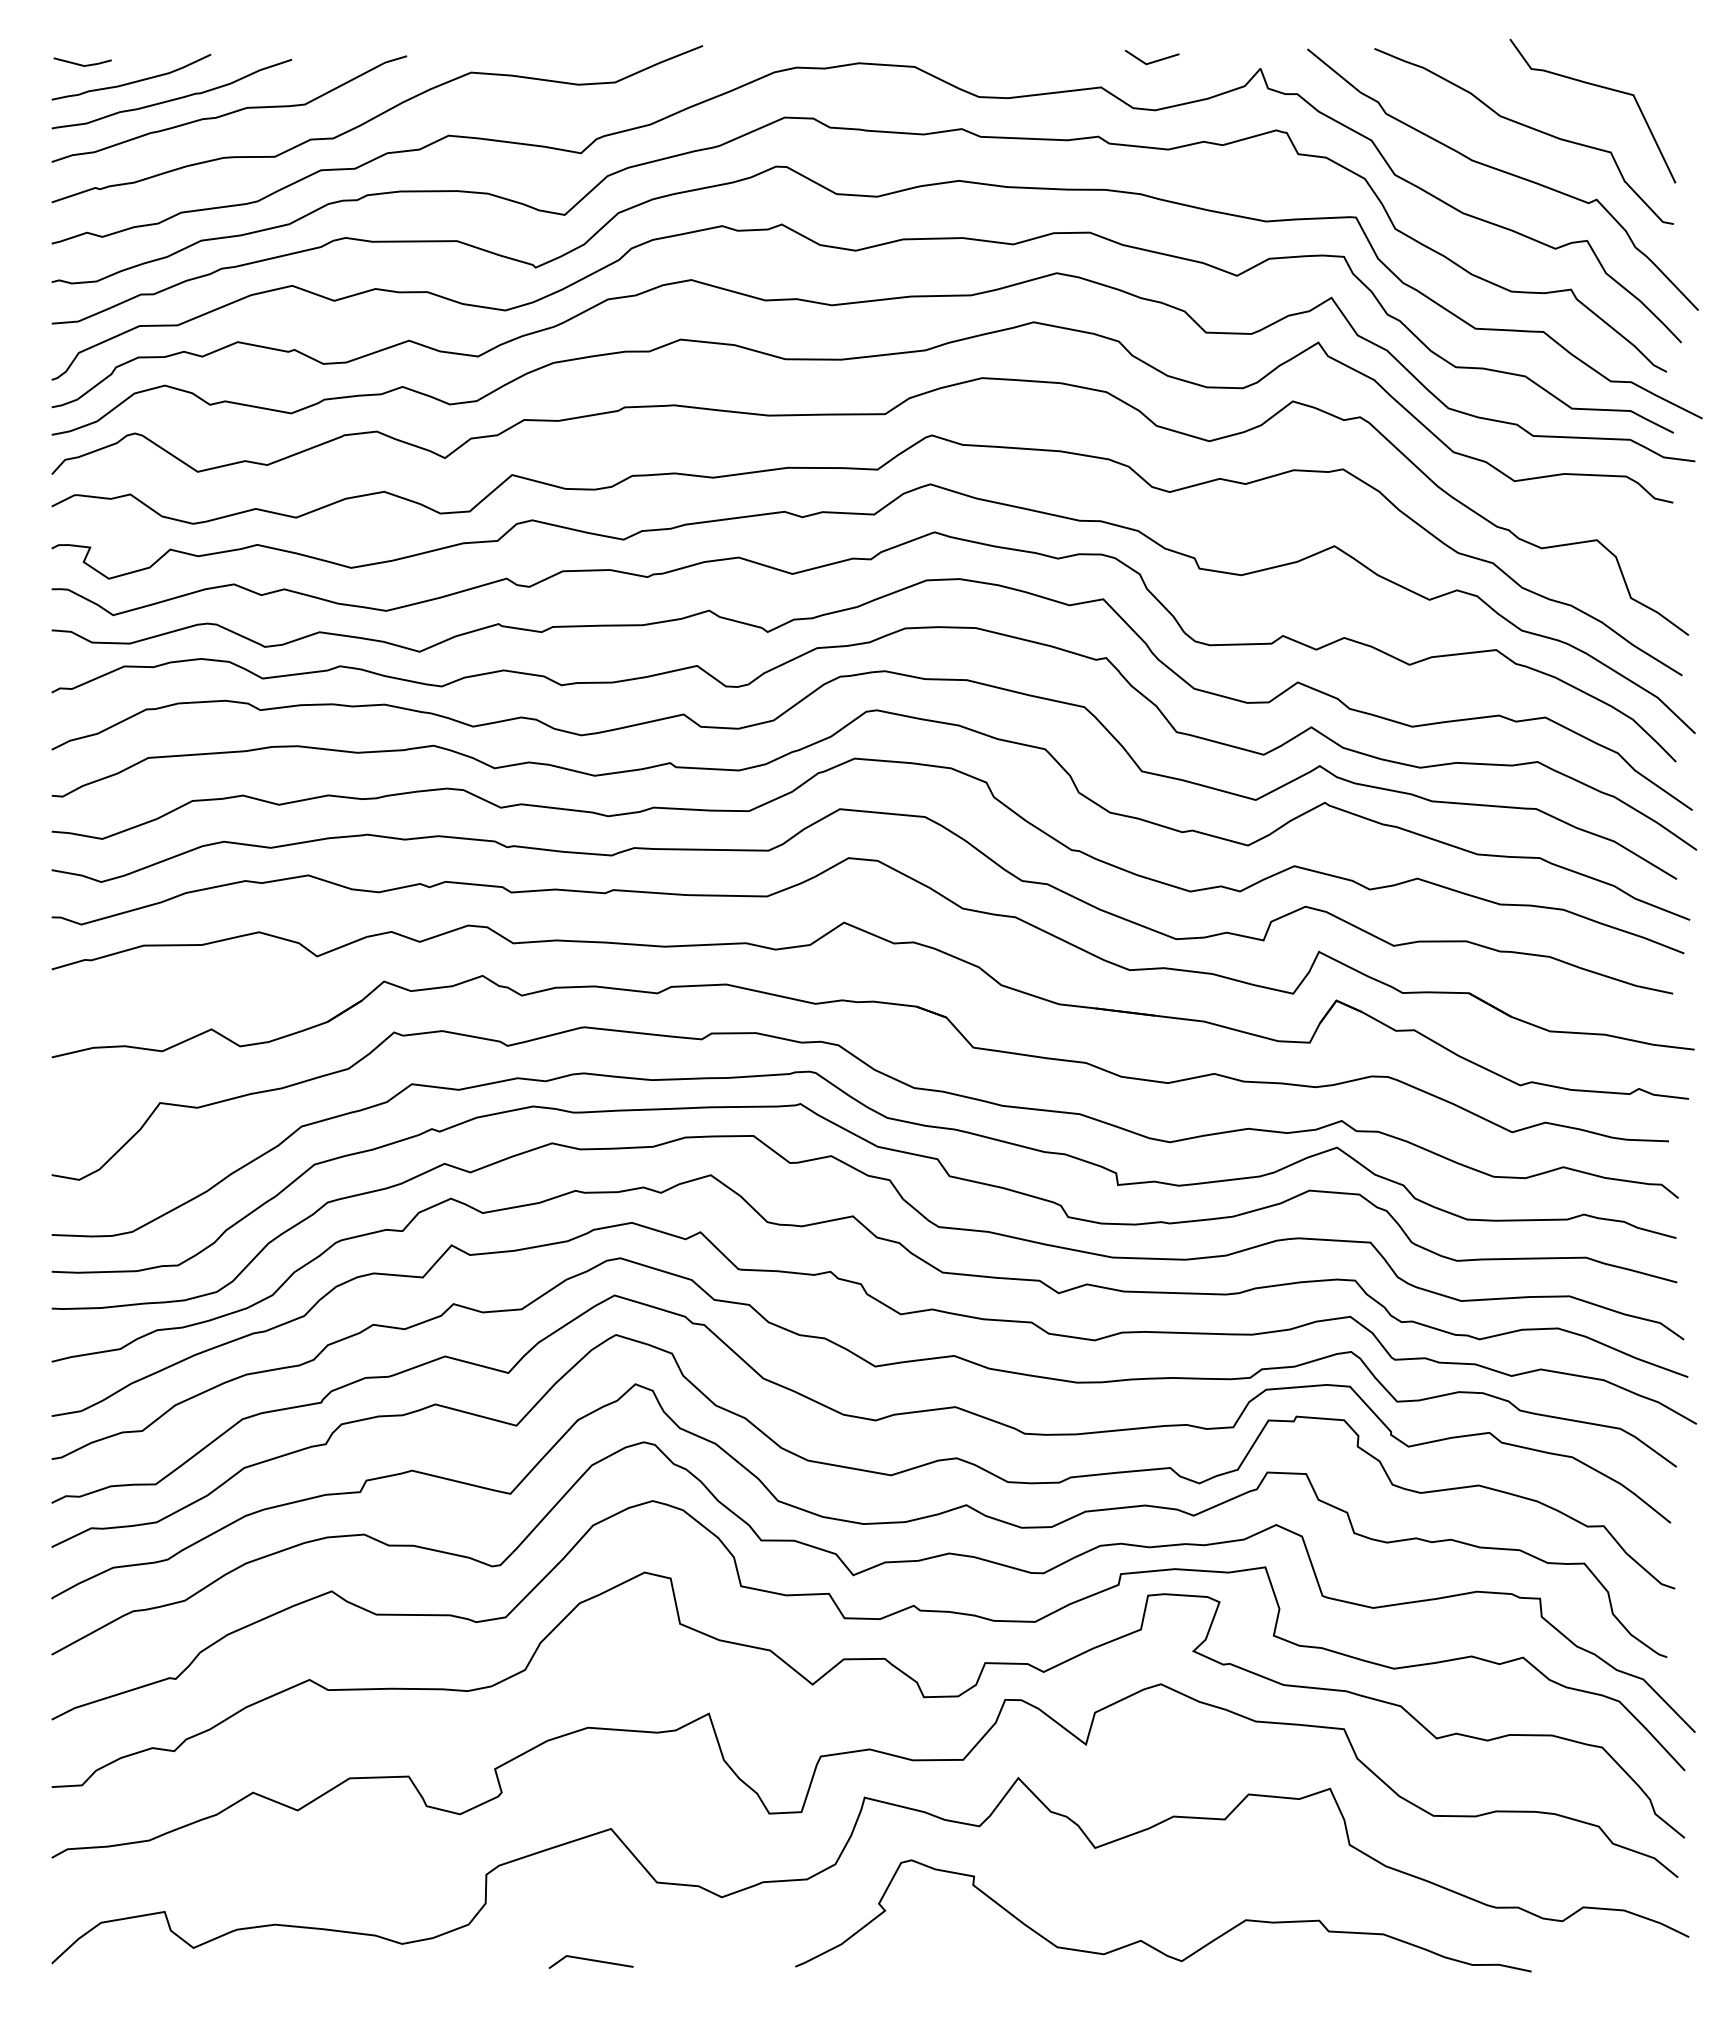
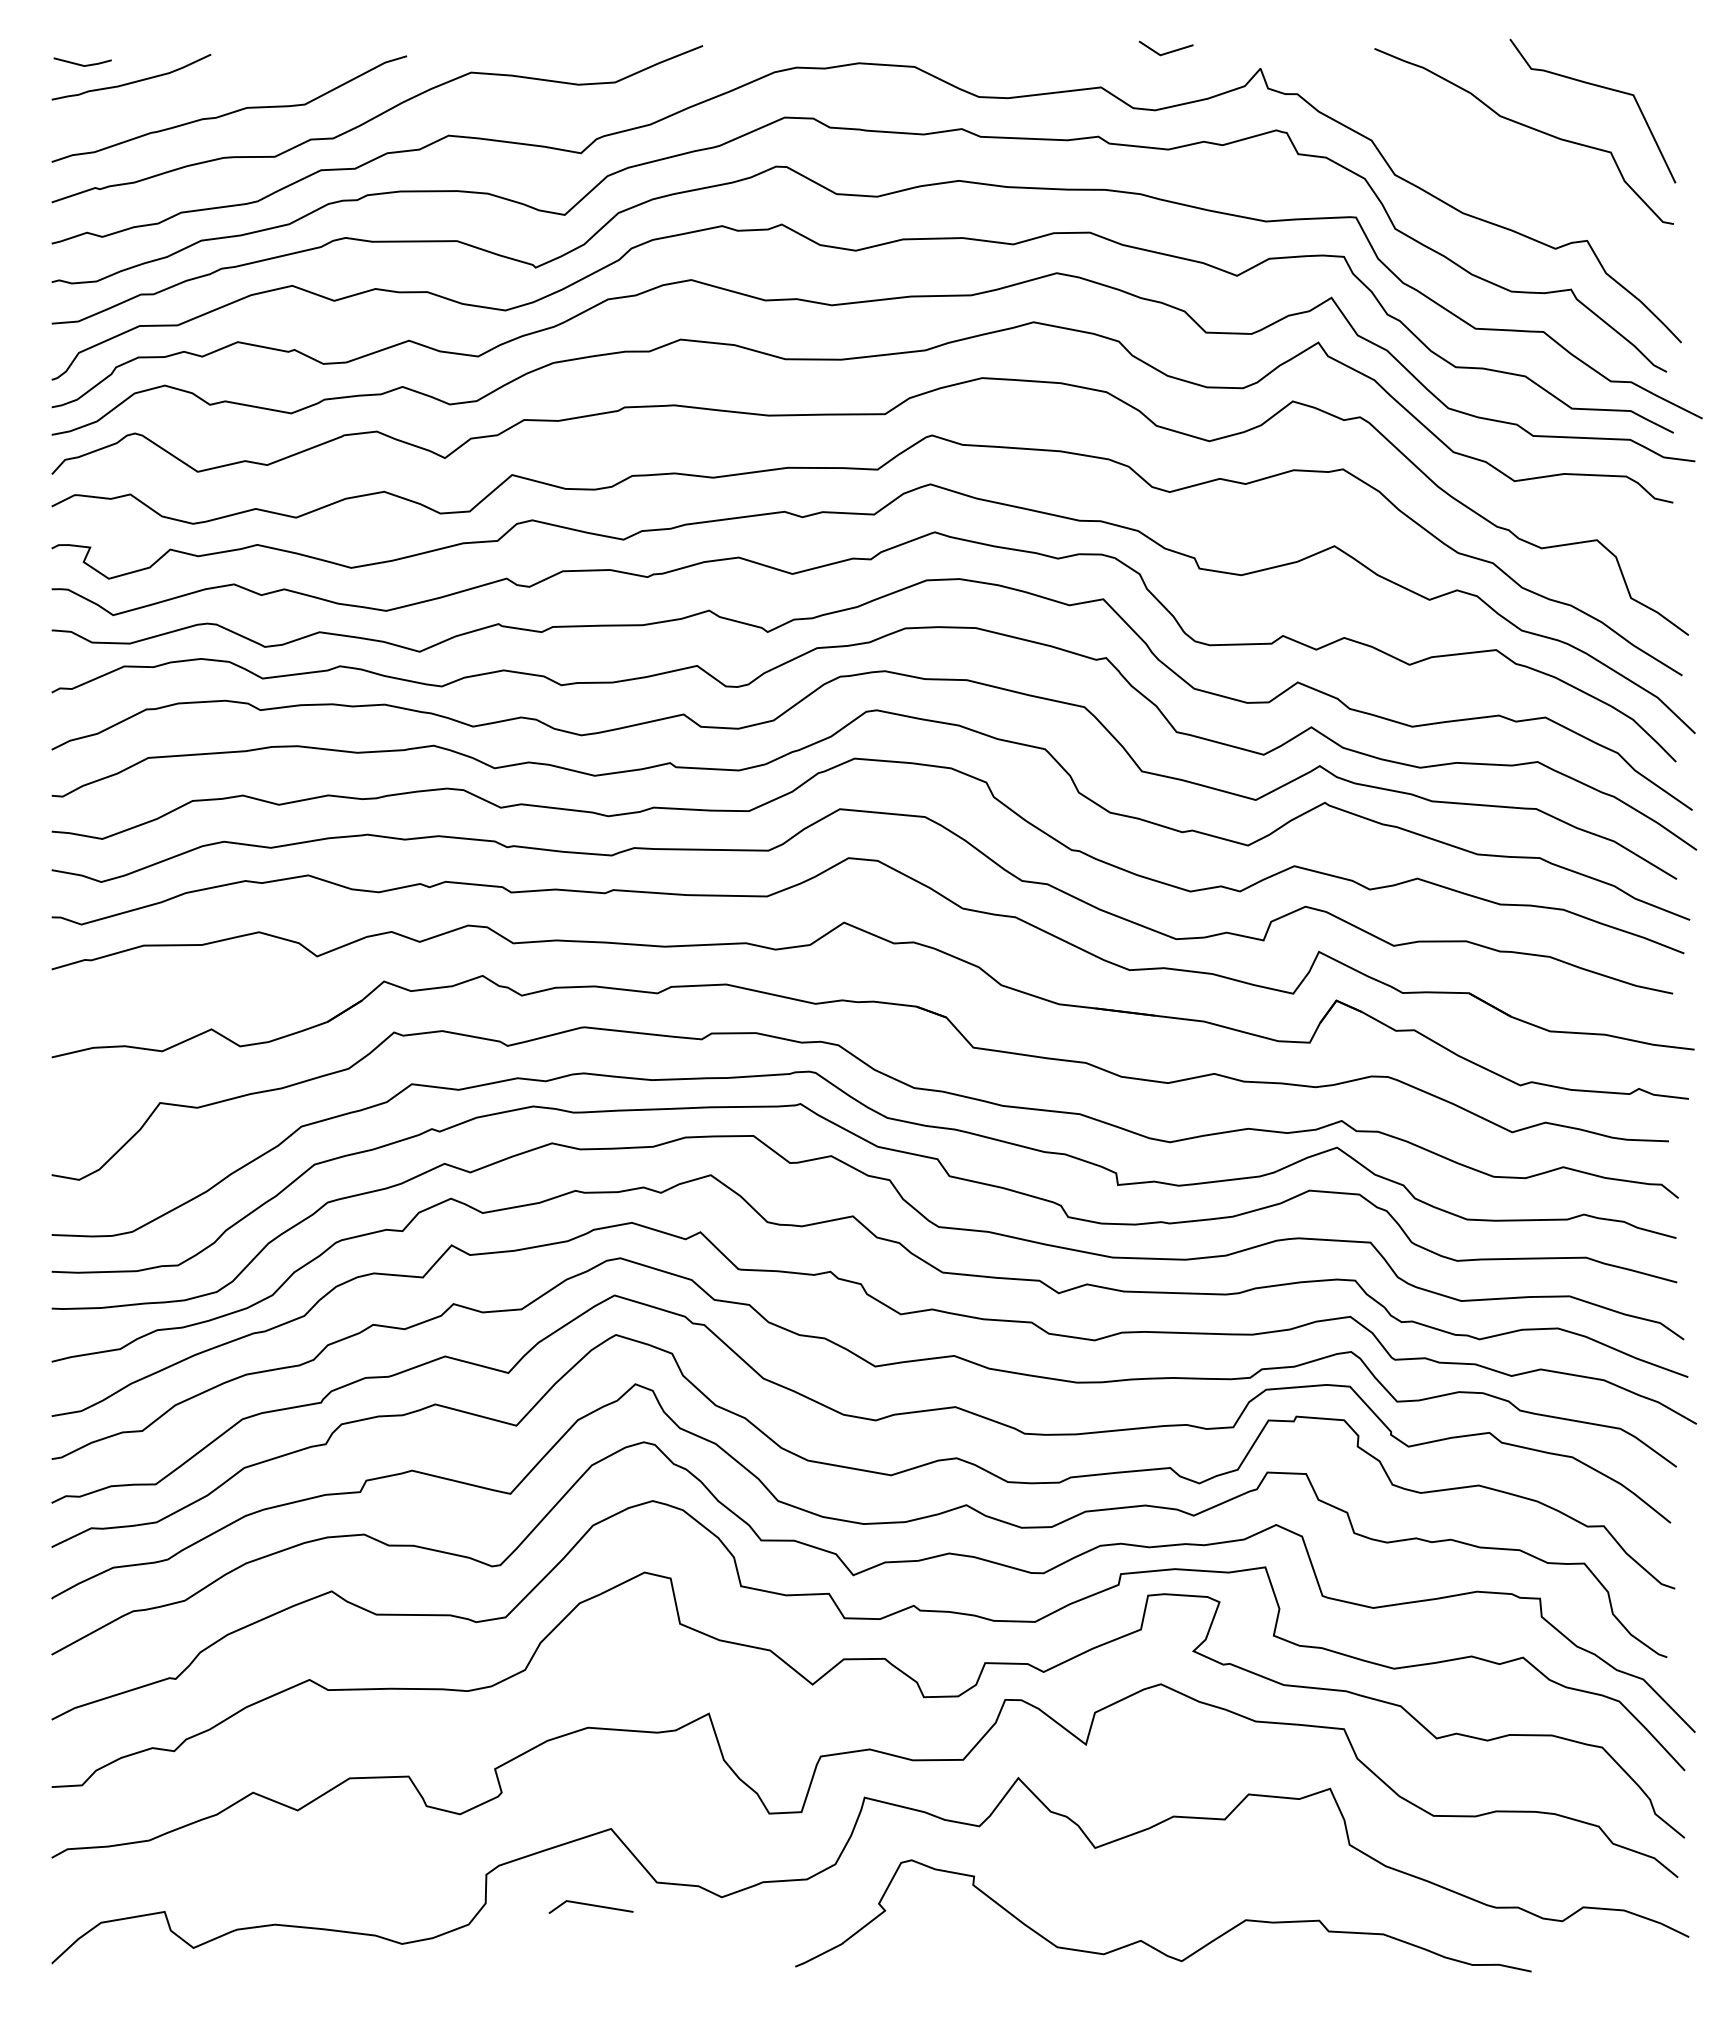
line position: (1154, 60) -> (1168, 51) (1168, 51)
curve: present -> none (173, 98)
curve: present -> none (1505, 173)
line position: (590, 1960) -> (590, 1905) (590, 1905)
